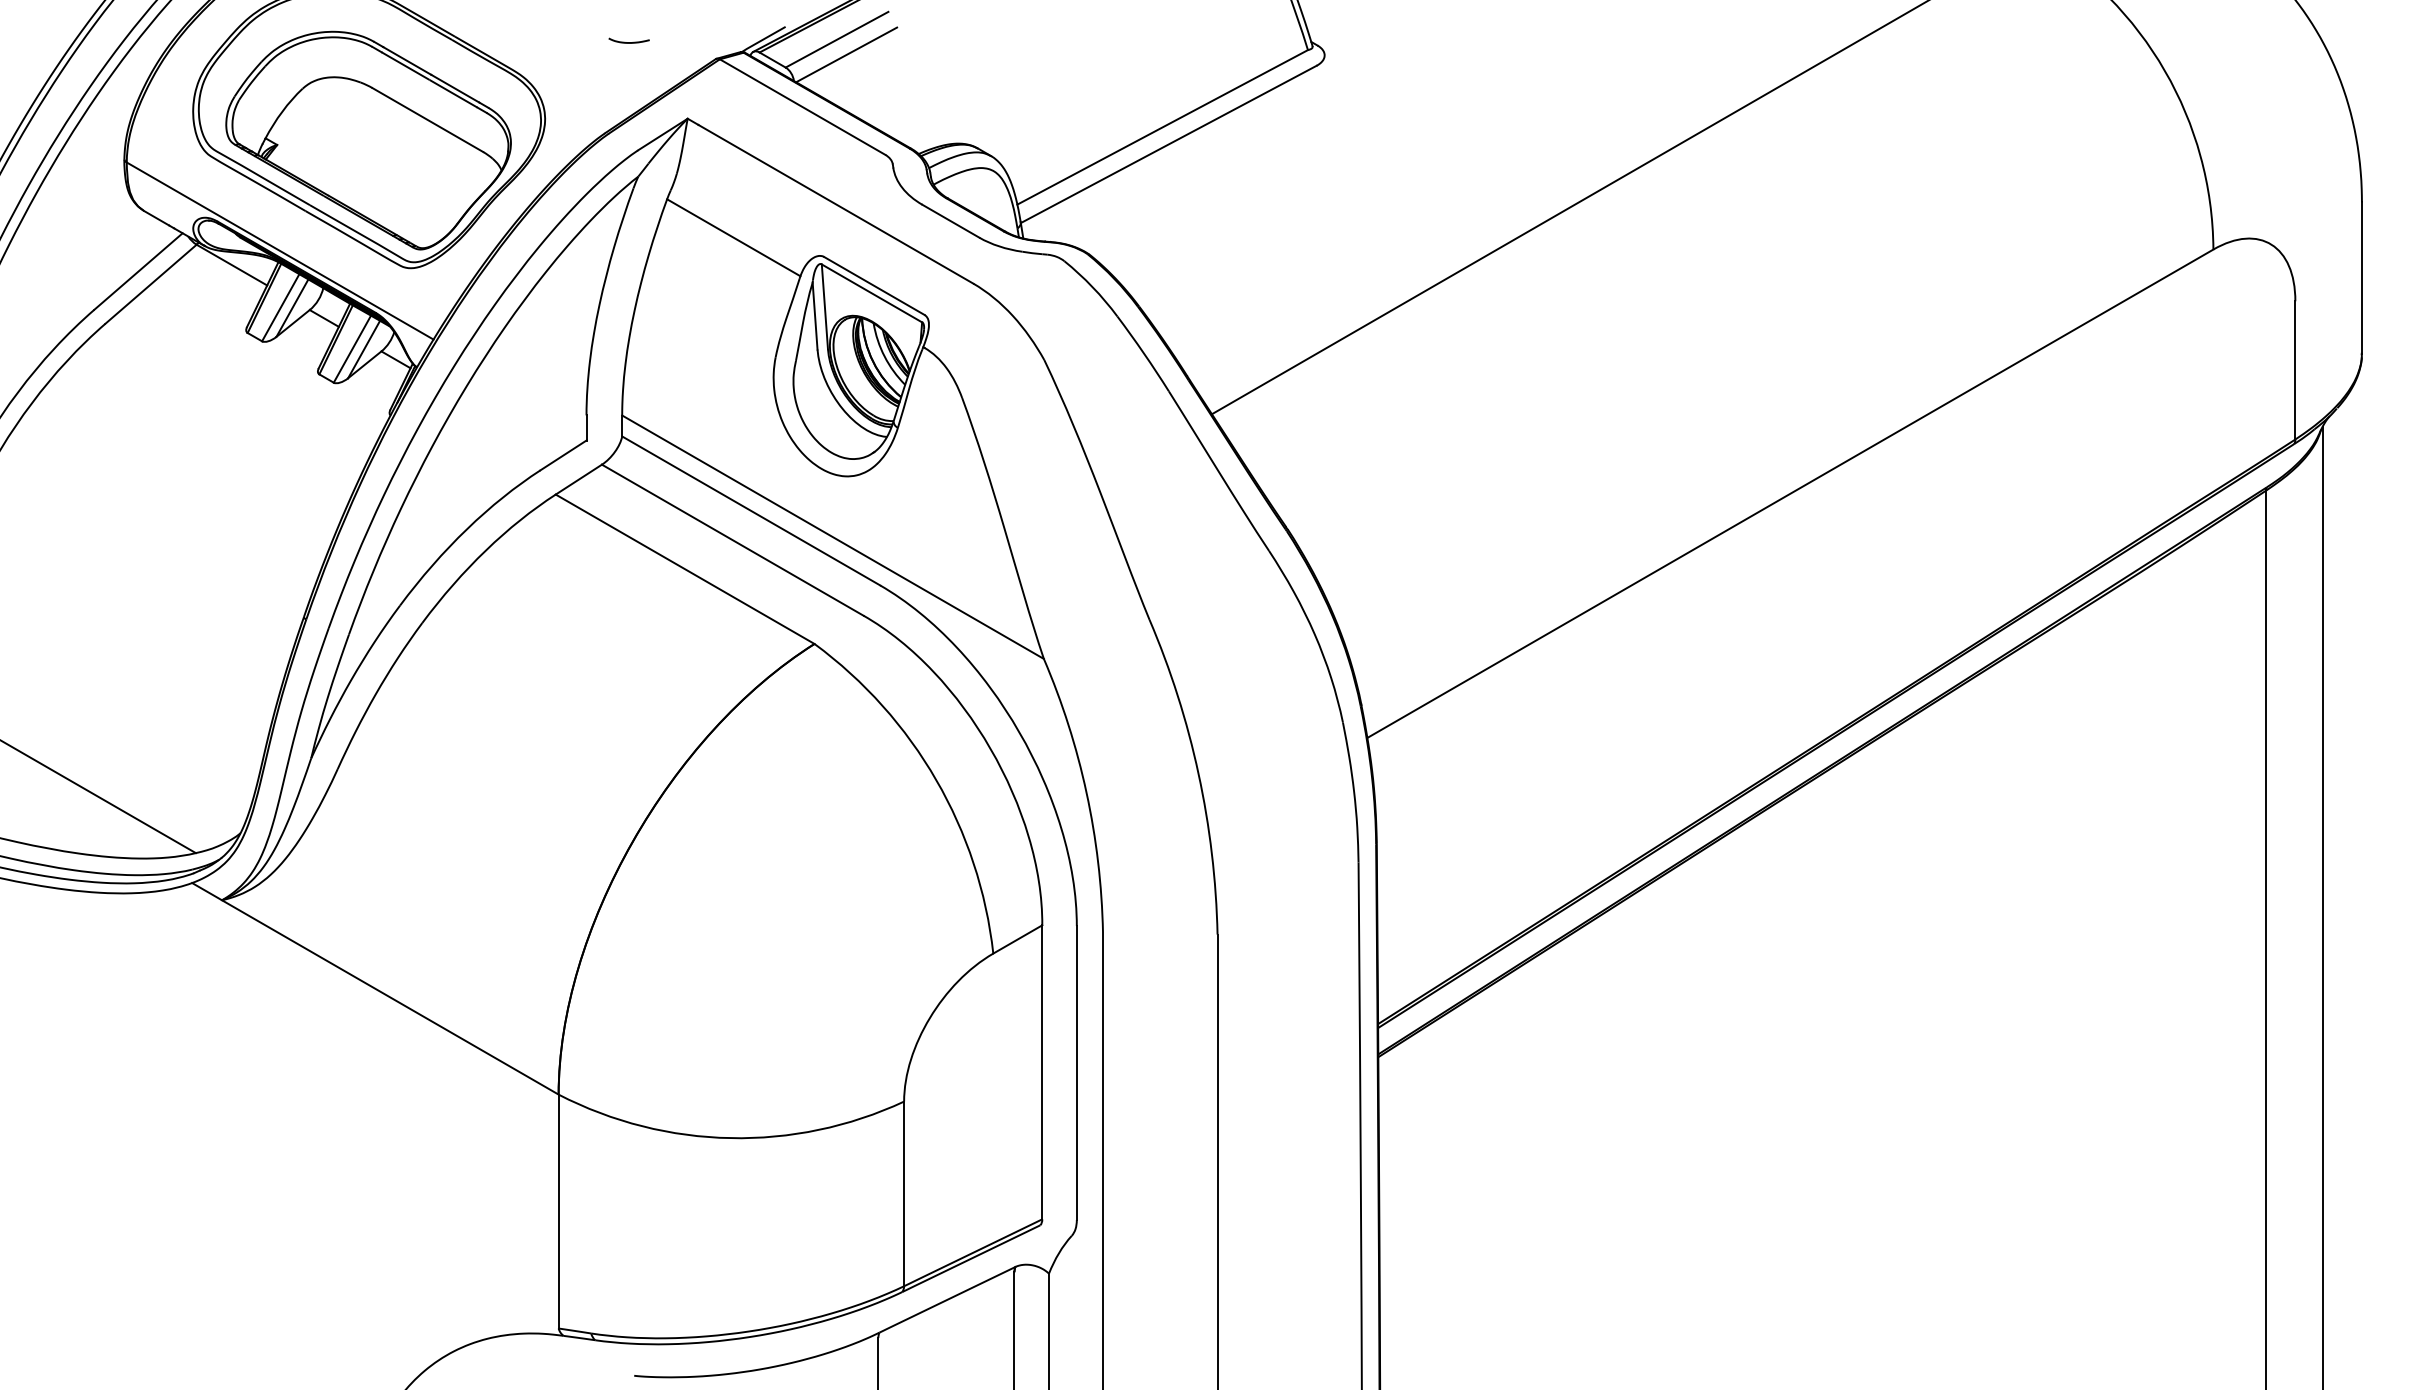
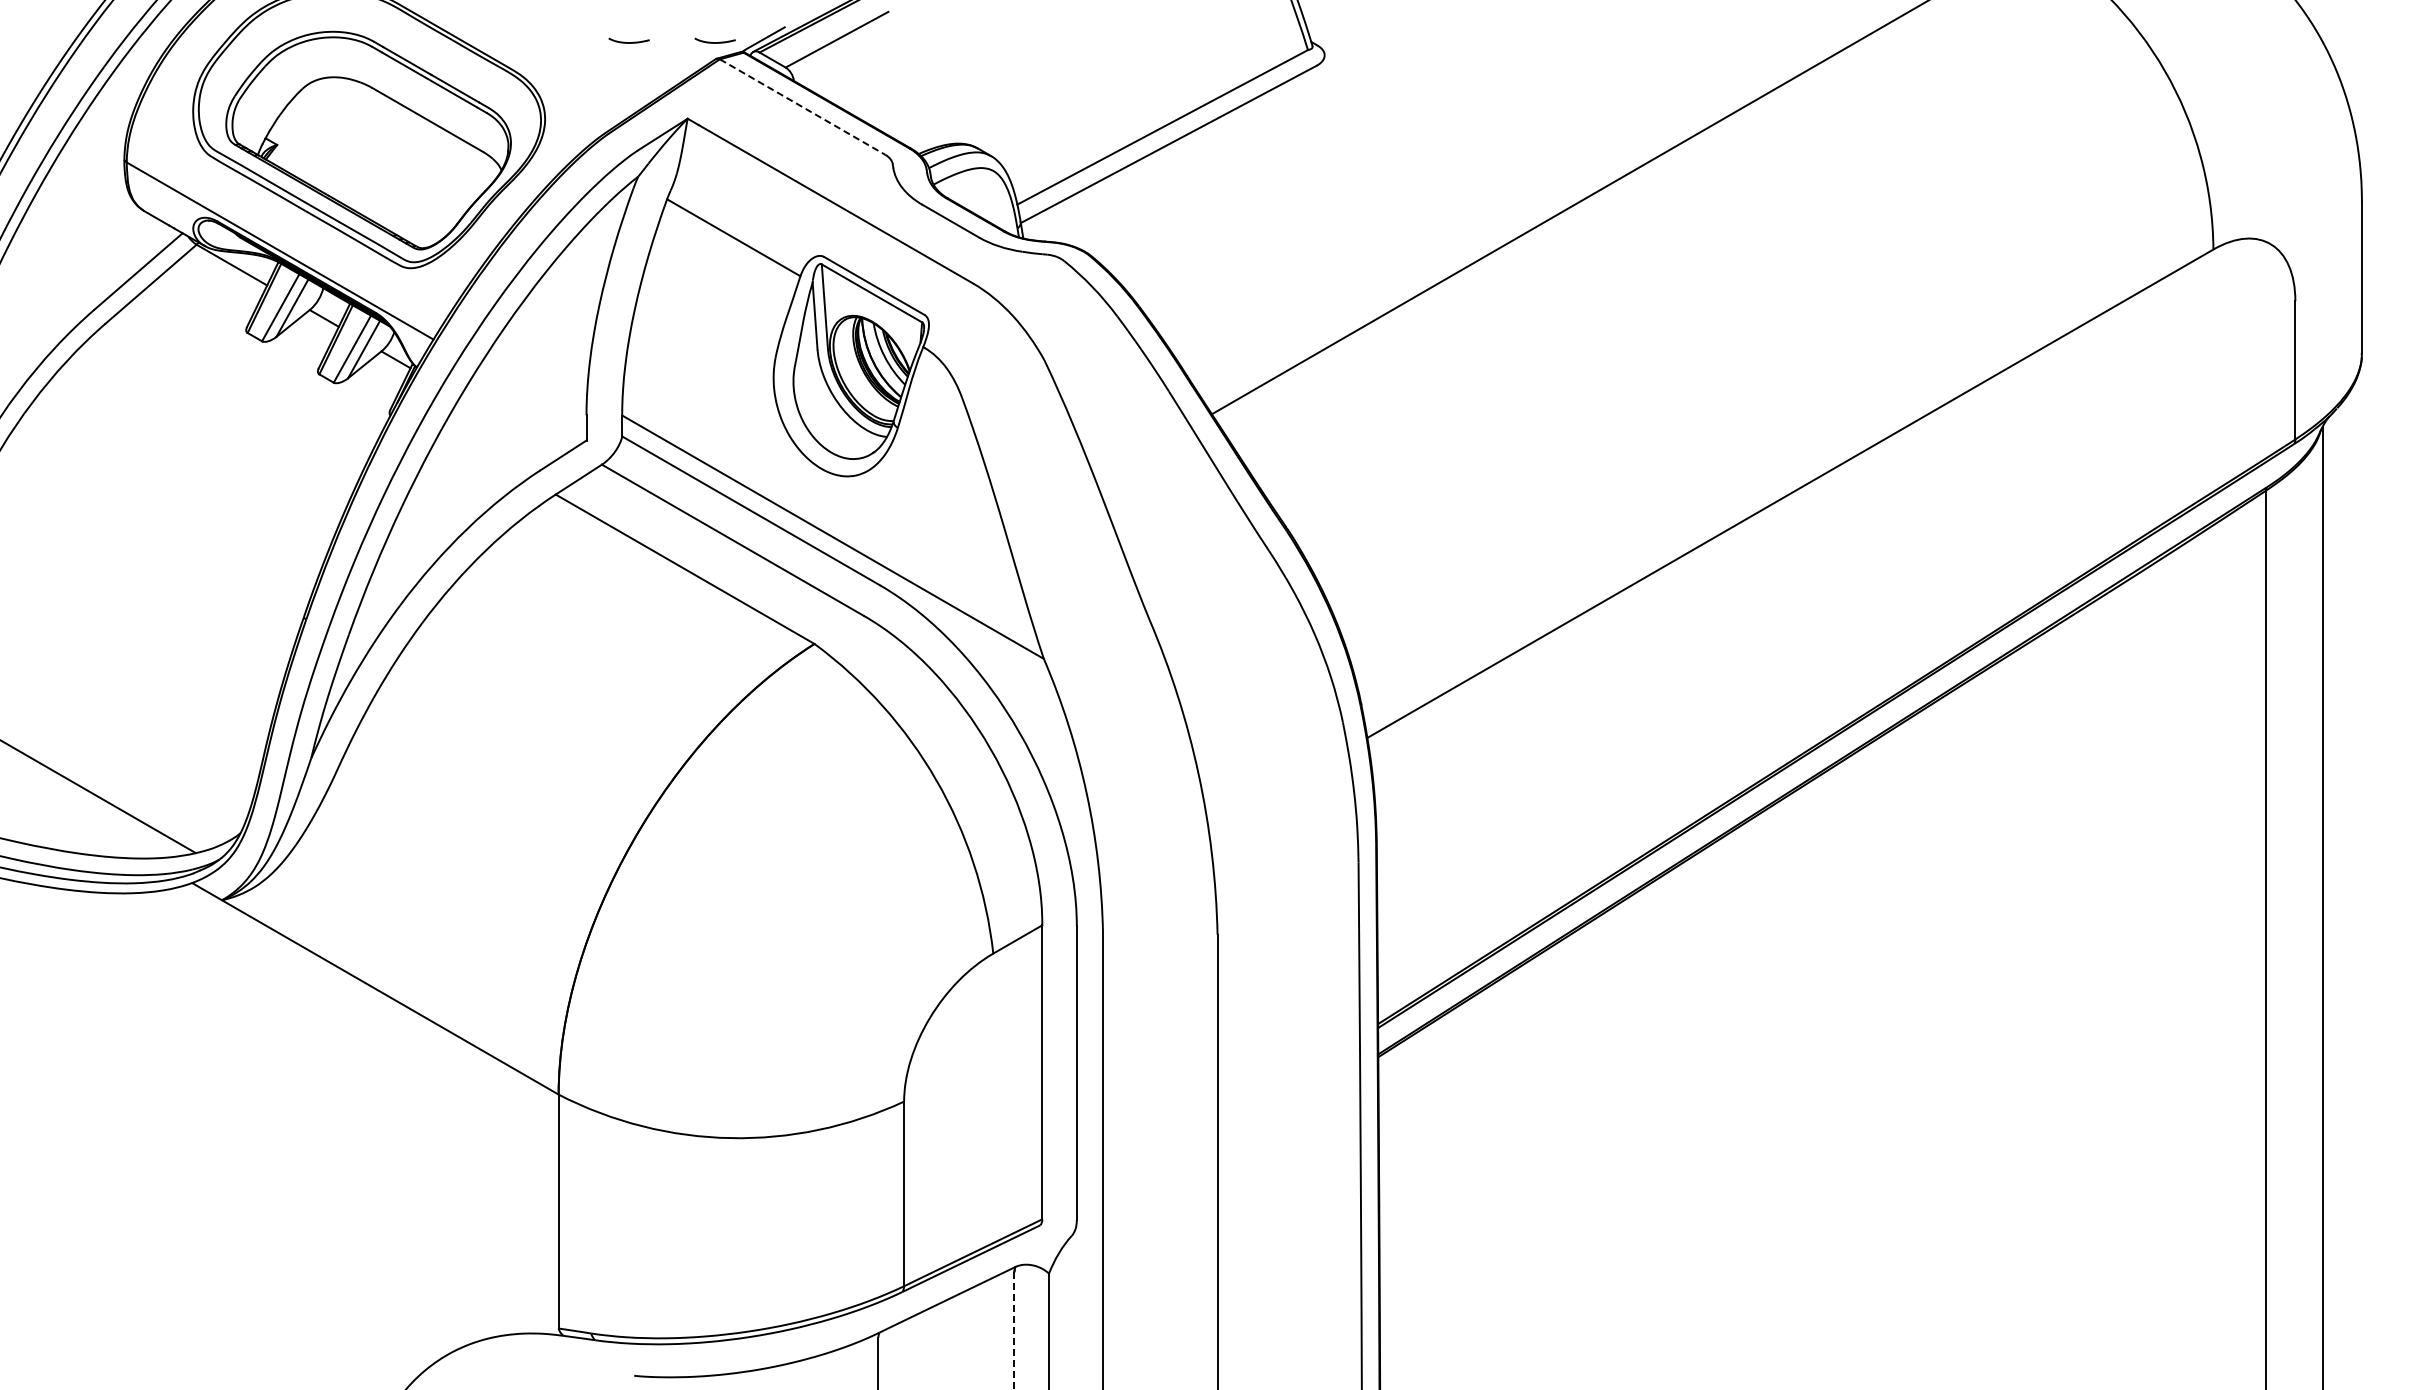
curve: none -> present (714, 42)
line: present -> none (846, 54)
line: solid -> dashed (802, 107)
line: solid -> dashed (1014, 1331)
